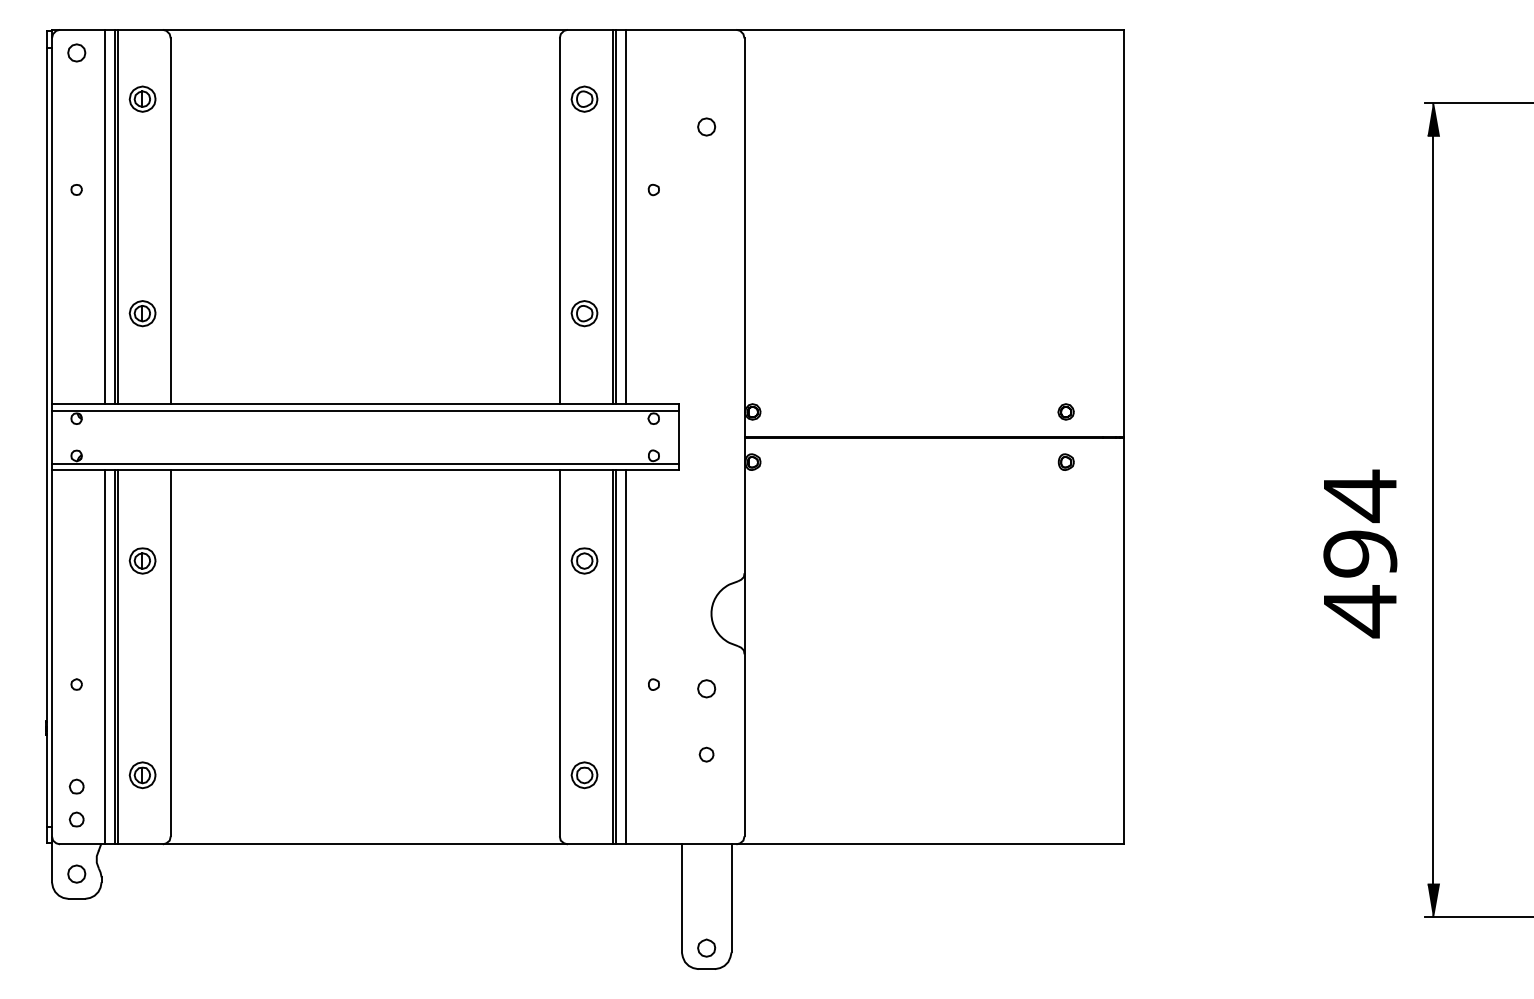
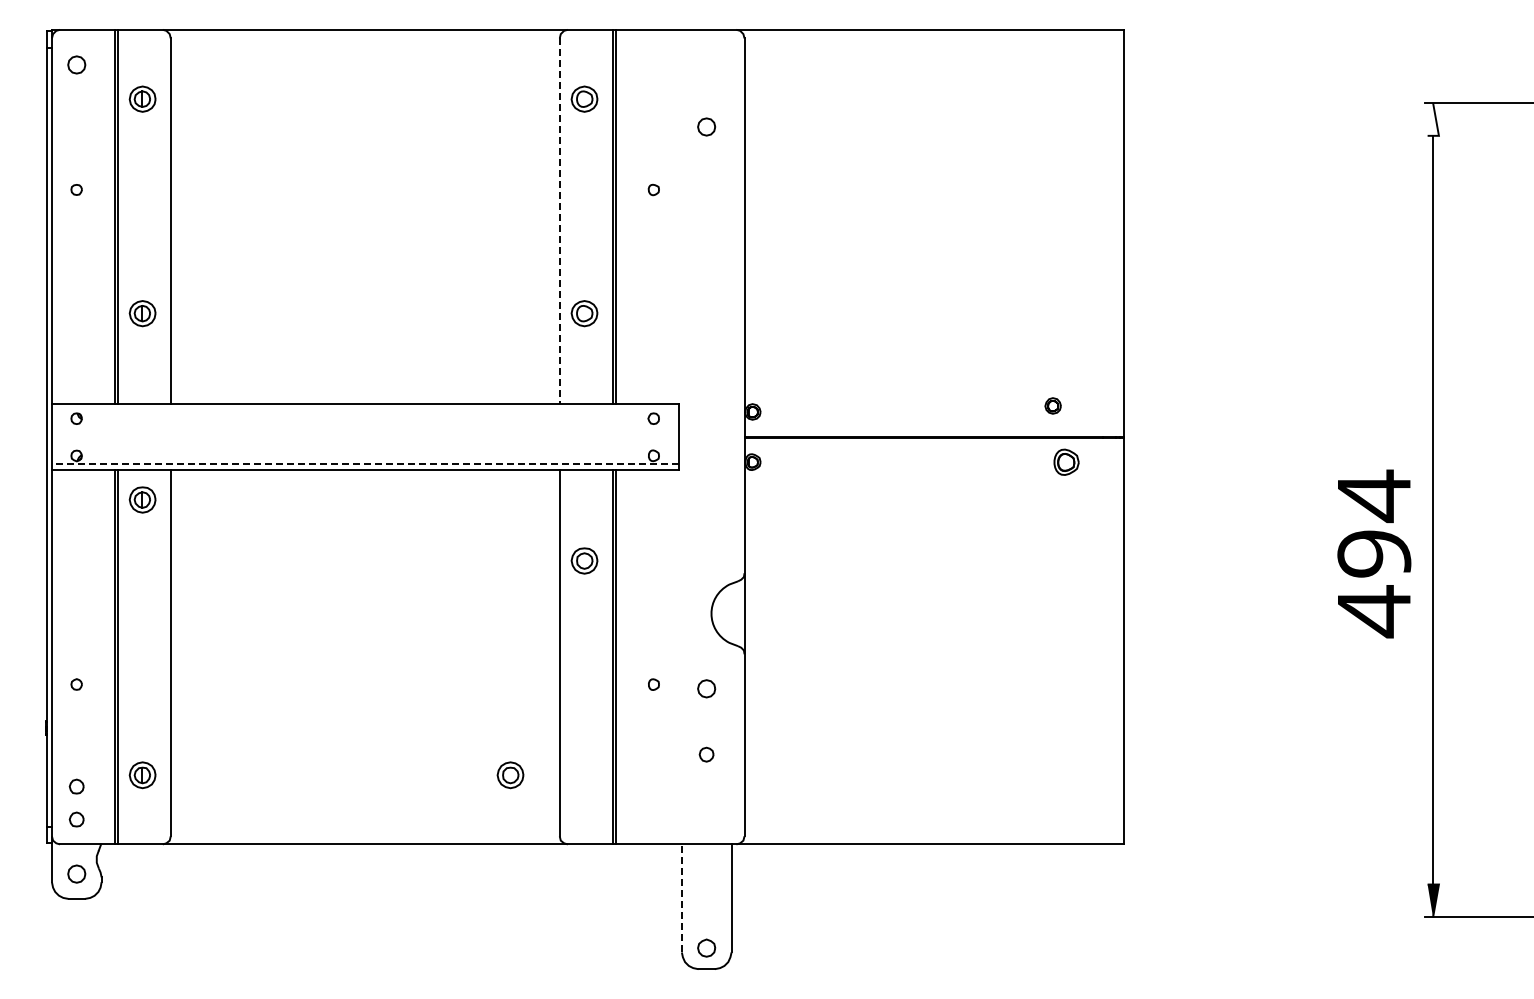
part position: (76, 52) -> (76, 64) (76, 64)
fill: present -> none (1432, 118)
line: present -> none (104, 216)
line: present -> none (625, 216)
line: solid -> dashed (559, 221)
line: present -> none (364, 410)
part position: (1065, 411) -> (1052, 405) (1052, 405)
part size: 18x18 px -> 27x28 px (1066, 461)
line: solid -> dashed (364, 463)
text position: (1360, 553) -> (1374, 553) (1374, 553)
part position: (142, 560) -> (142, 499) (142, 499)
line: present -> none (104, 657)
line: present -> none (625, 657)
part position: (584, 775) -> (510, 775) (510, 775)
line: solid -> dashed (681, 897)
